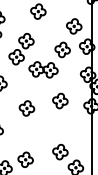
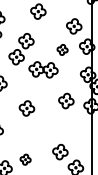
part size: 17x18 px -> 13x12 px (62, 49)
part position: (60, 100) -> (66, 100) (66, 100)
part size: 17x17 px -> 13x13 px (25, 159)
